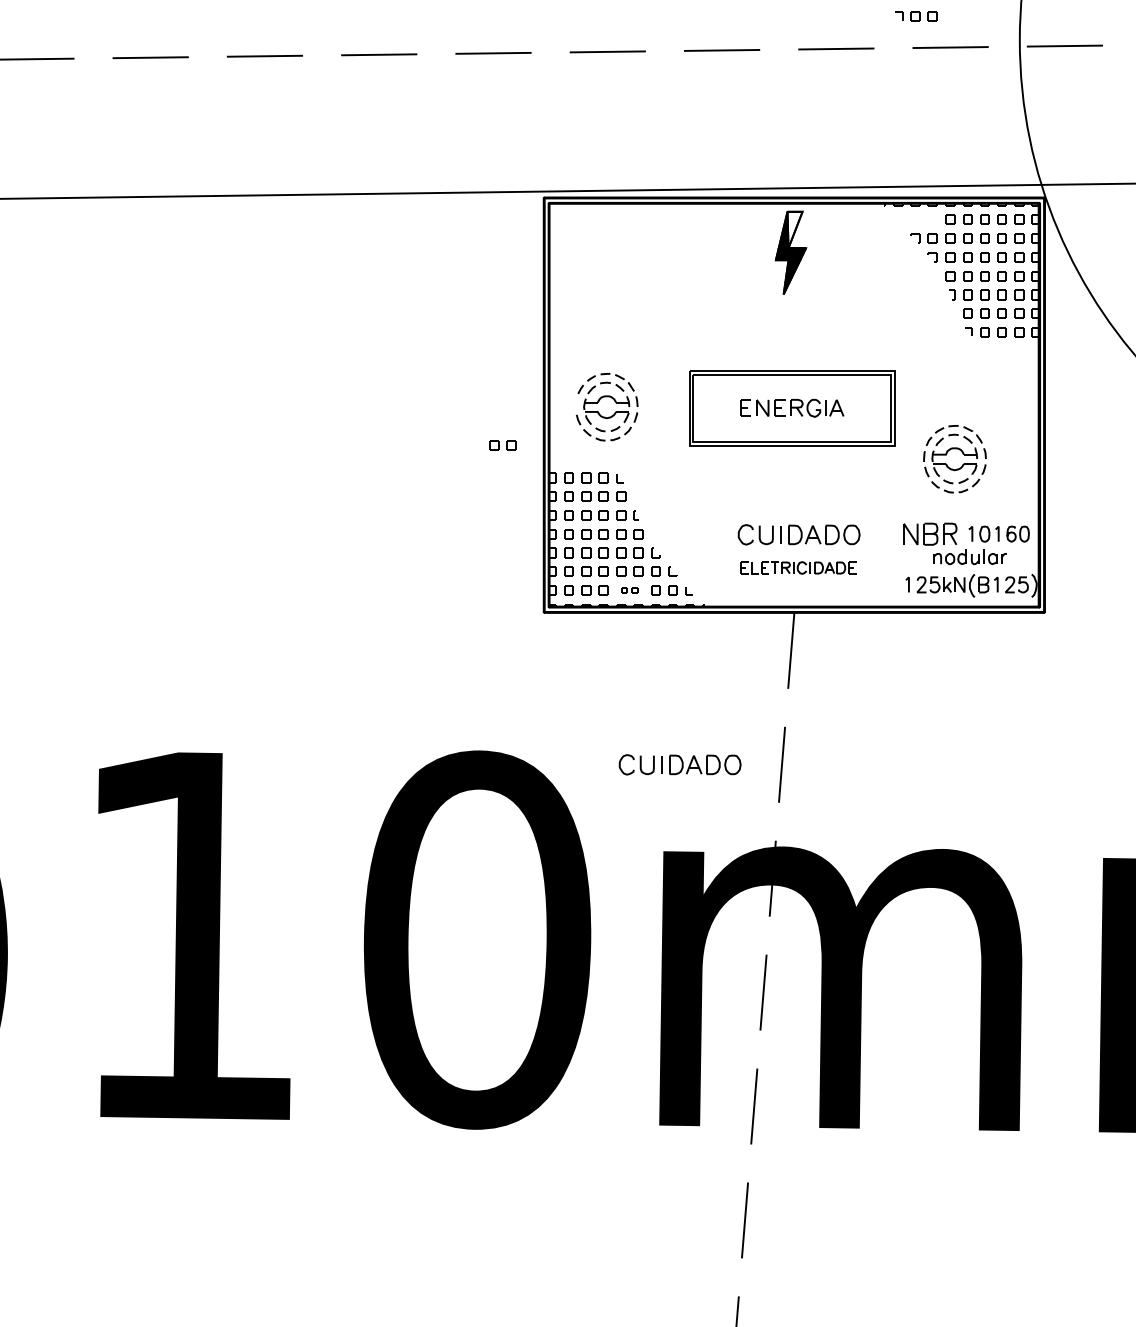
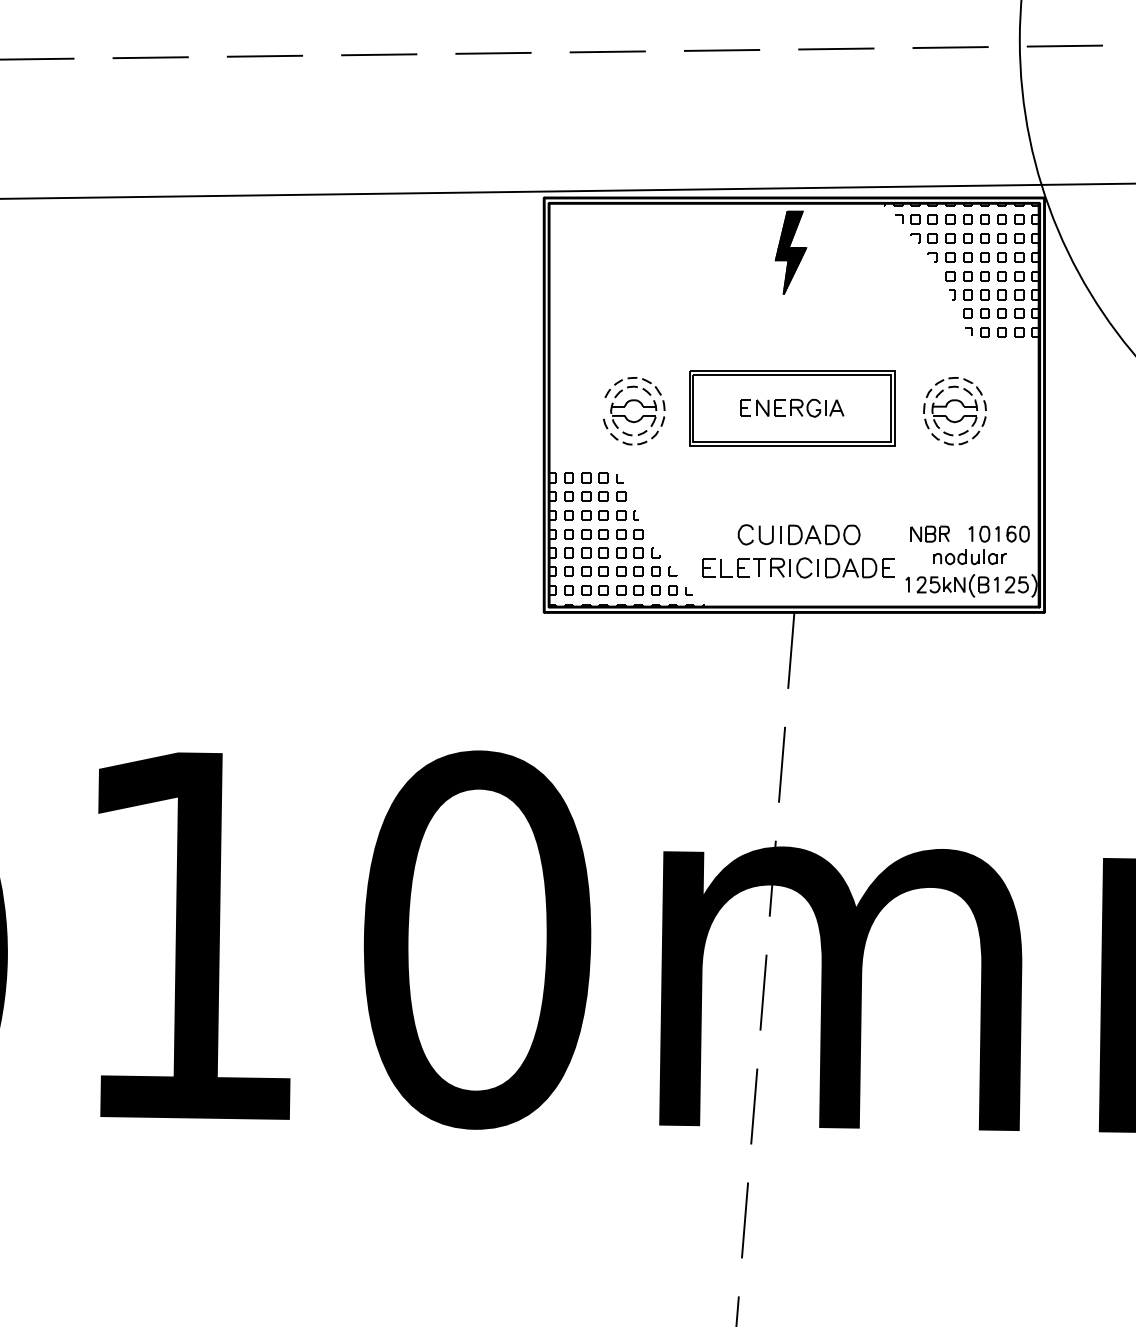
part position: (916, 16) -> (916, 219) (916, 219)
fill: none -> present (794, 229)
part position: (614, 412) -> (641, 416) (641, 416)
part: present -> none (502, 445)
part position: (947, 454) -> (947, 406) (947, 406)
part size: 55x24 px -> 40x18 px (929, 533)
part size: 117x14 px -> 193x22 px (798, 567)
part size: 18x7 px -> 28x11 px (629, 590)
part: present -> none (679, 764)
